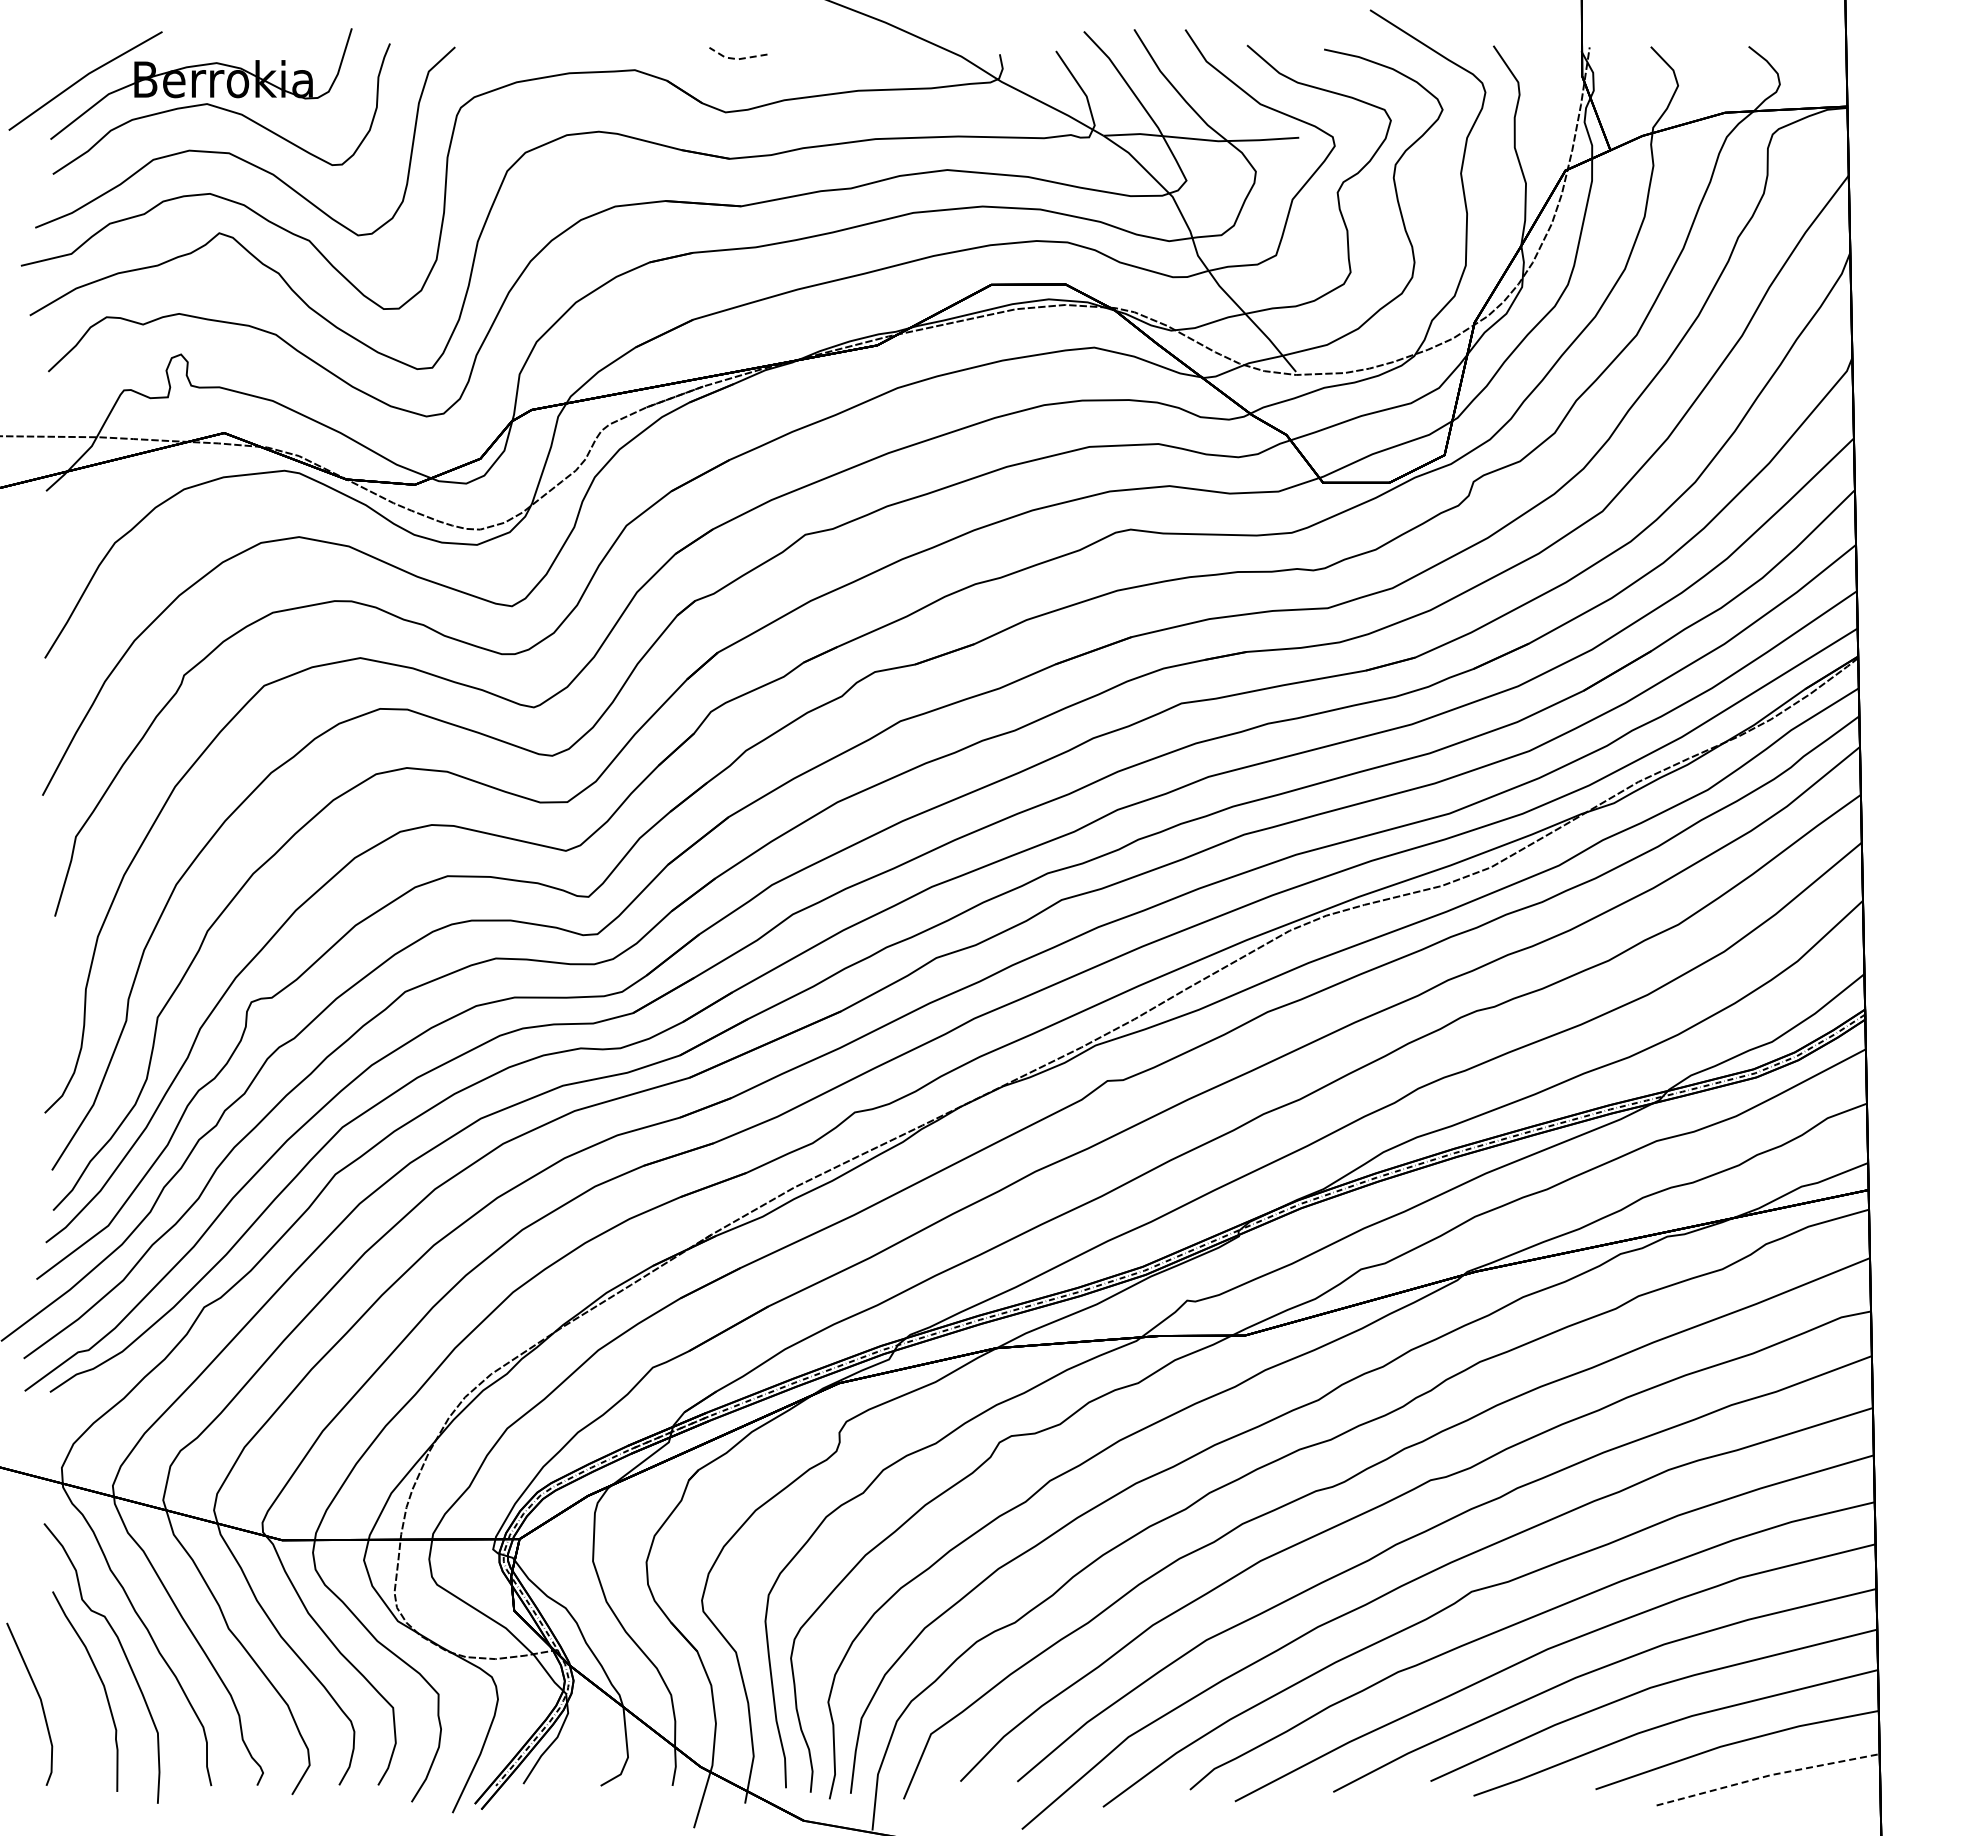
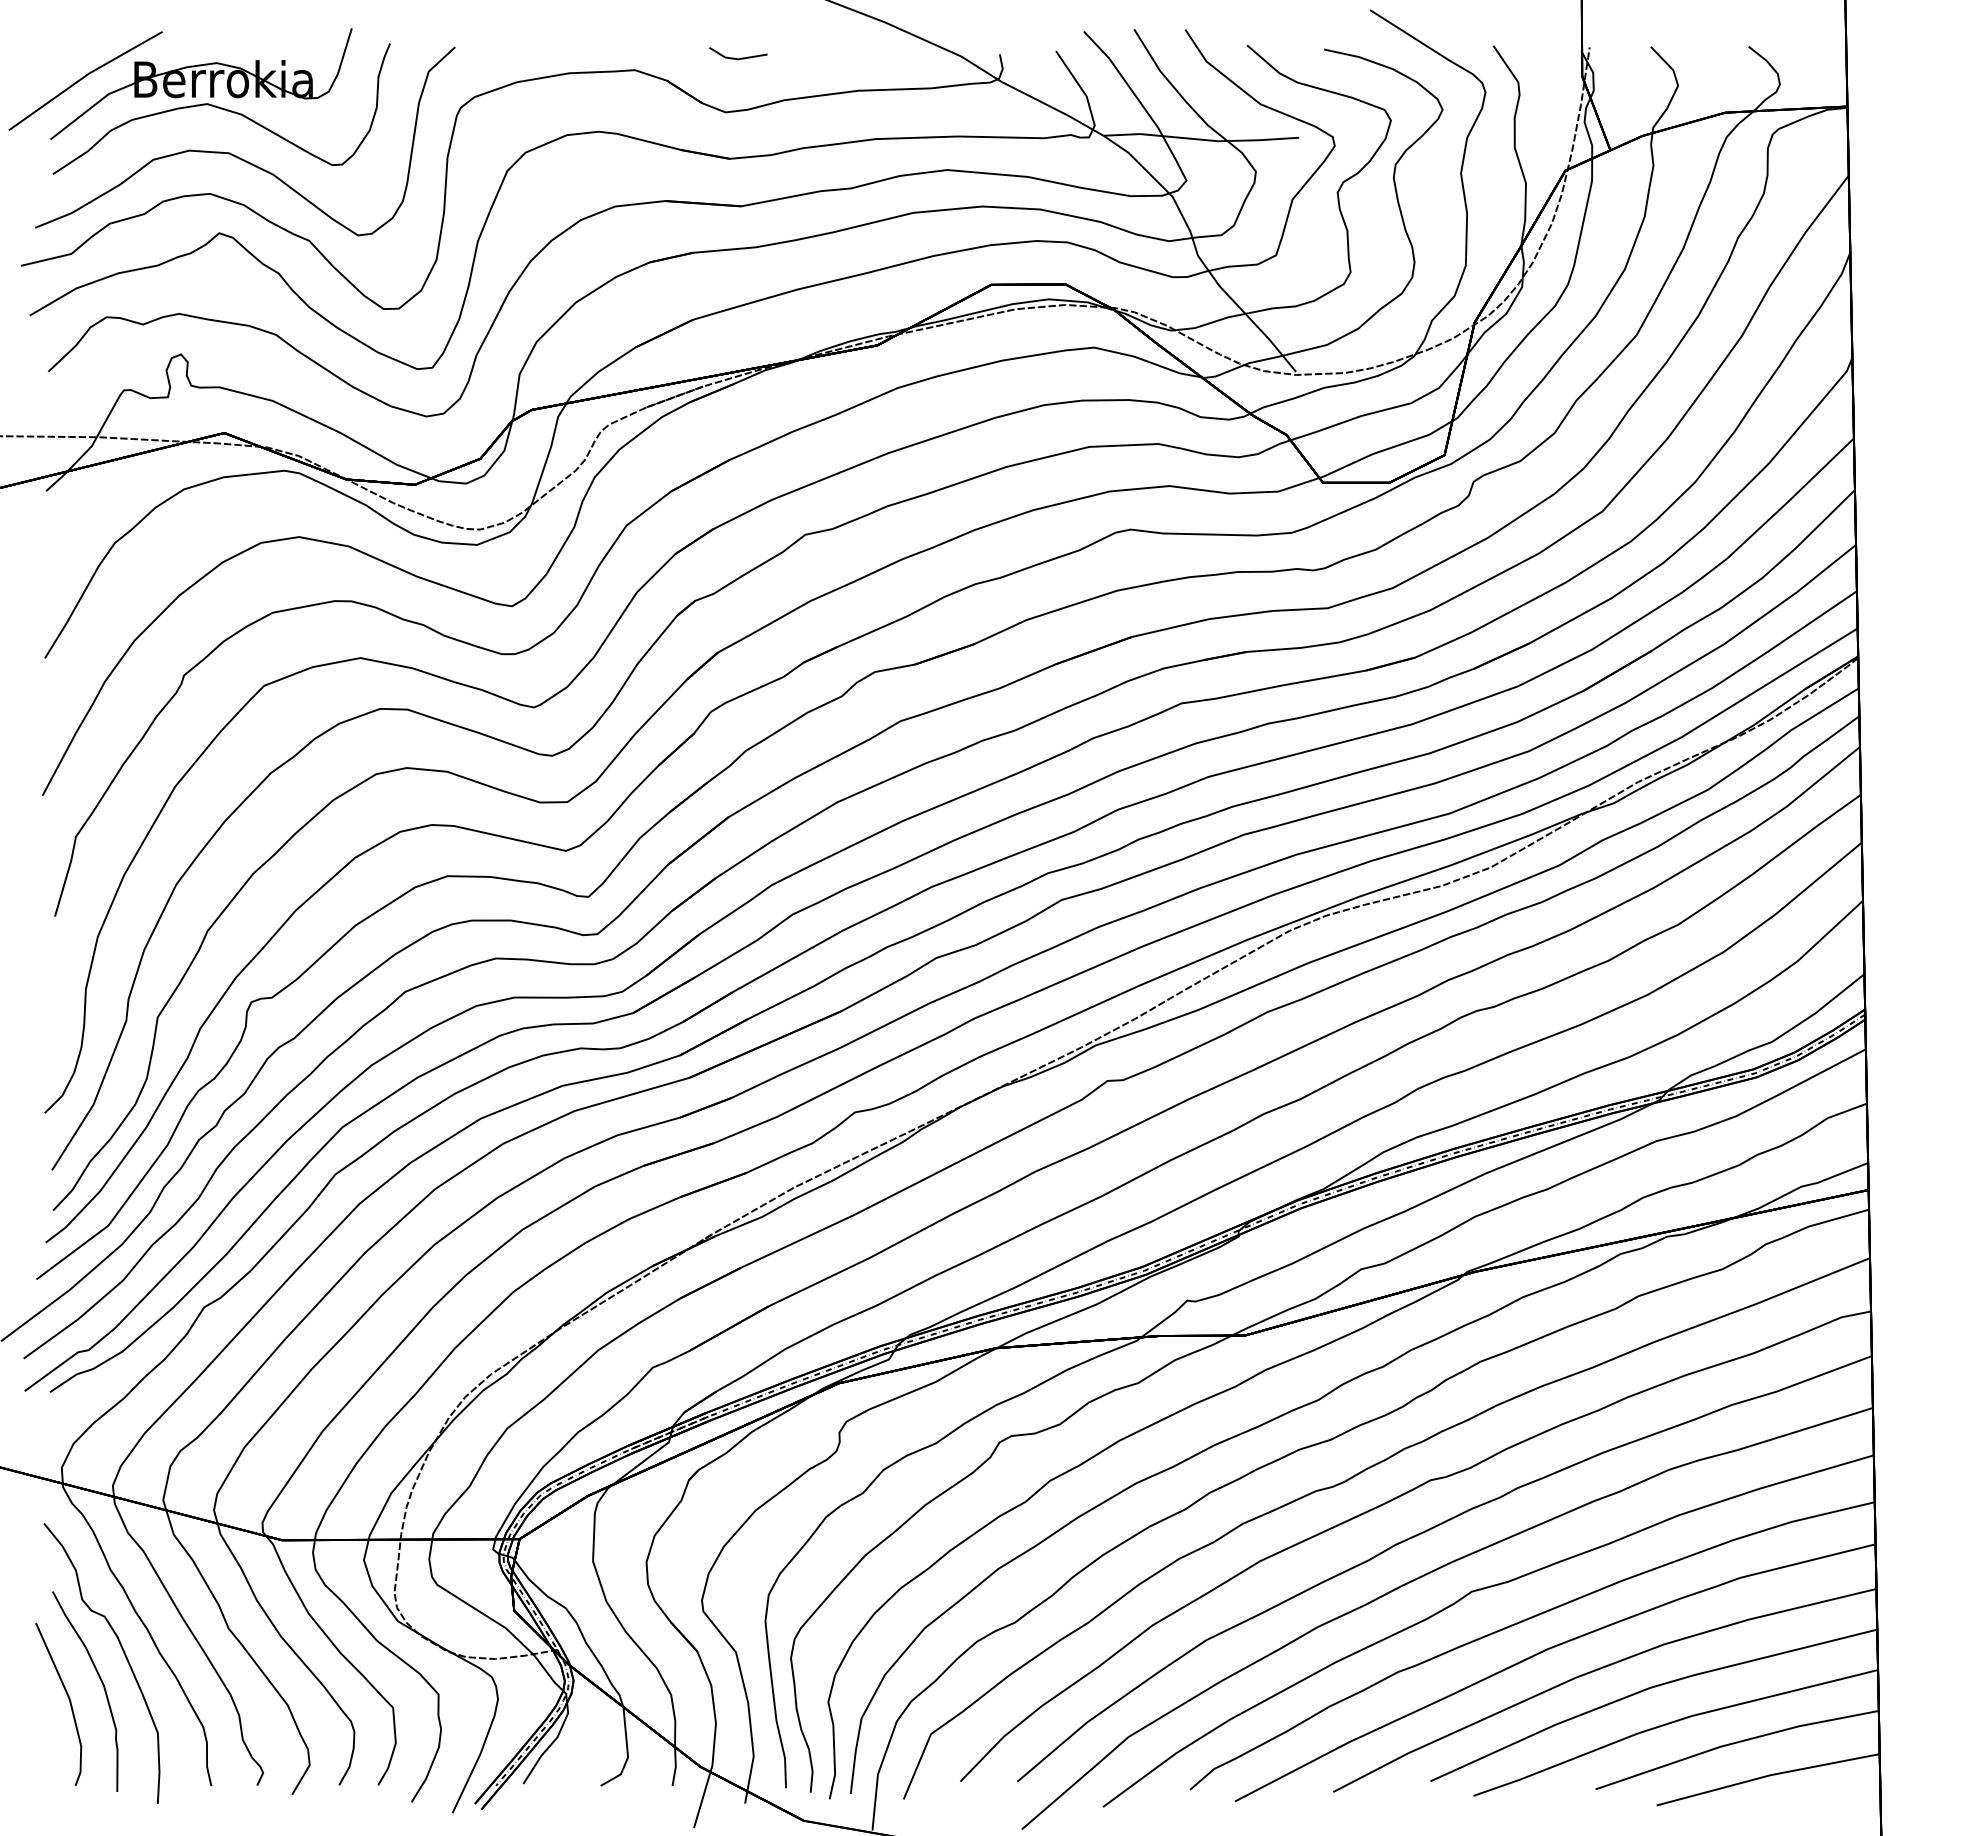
line: dashed -> solid (737, 59)
line position: (39, 1699) -> (68, 1699) (68, 1699)
line: dashed -> solid (1767, 1775)
